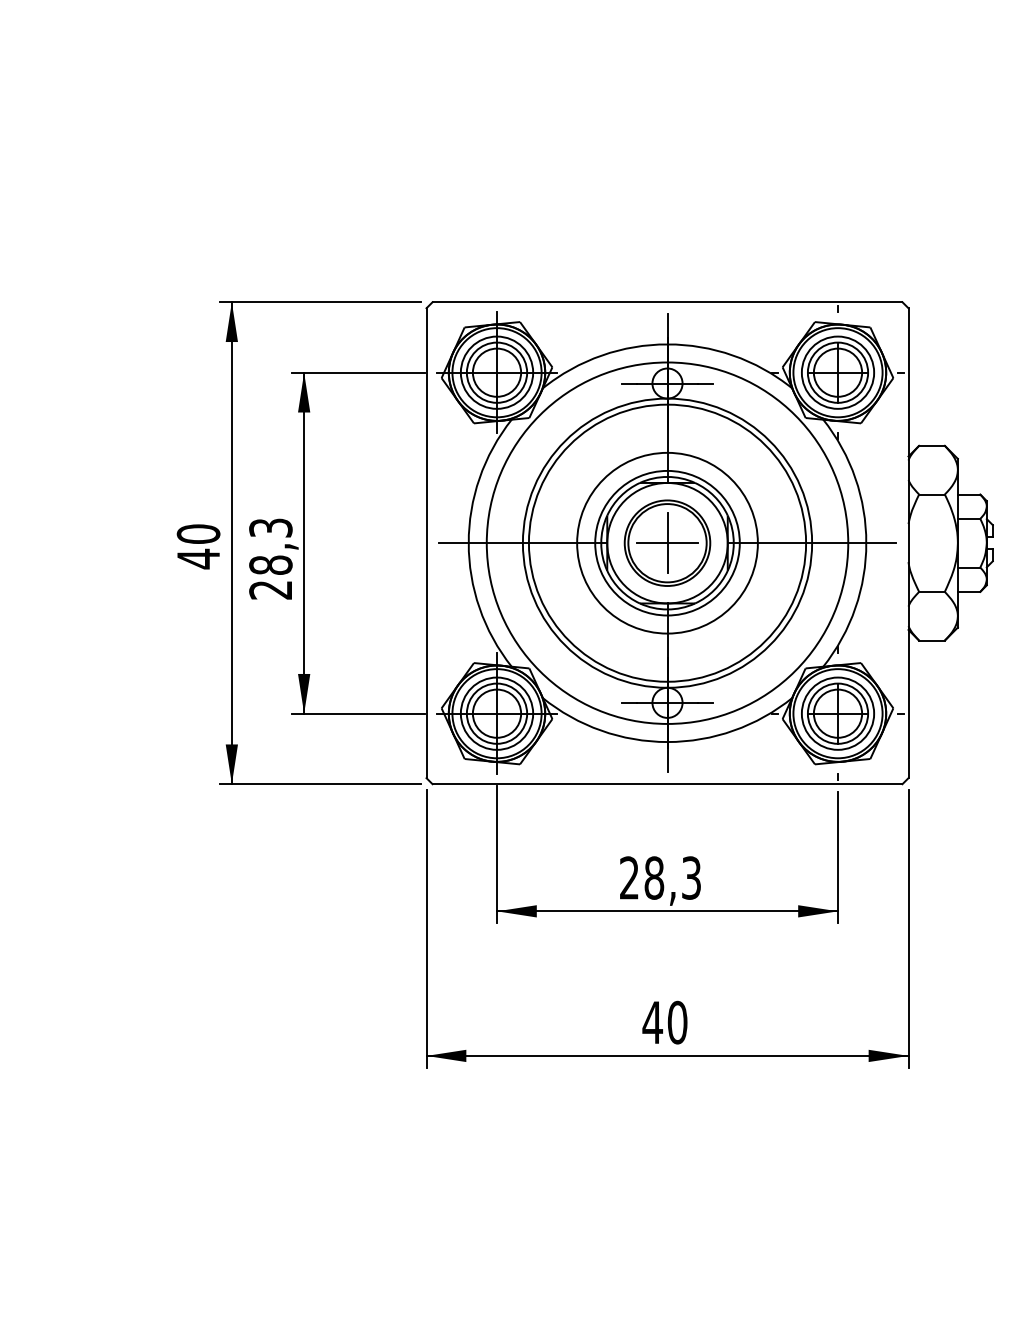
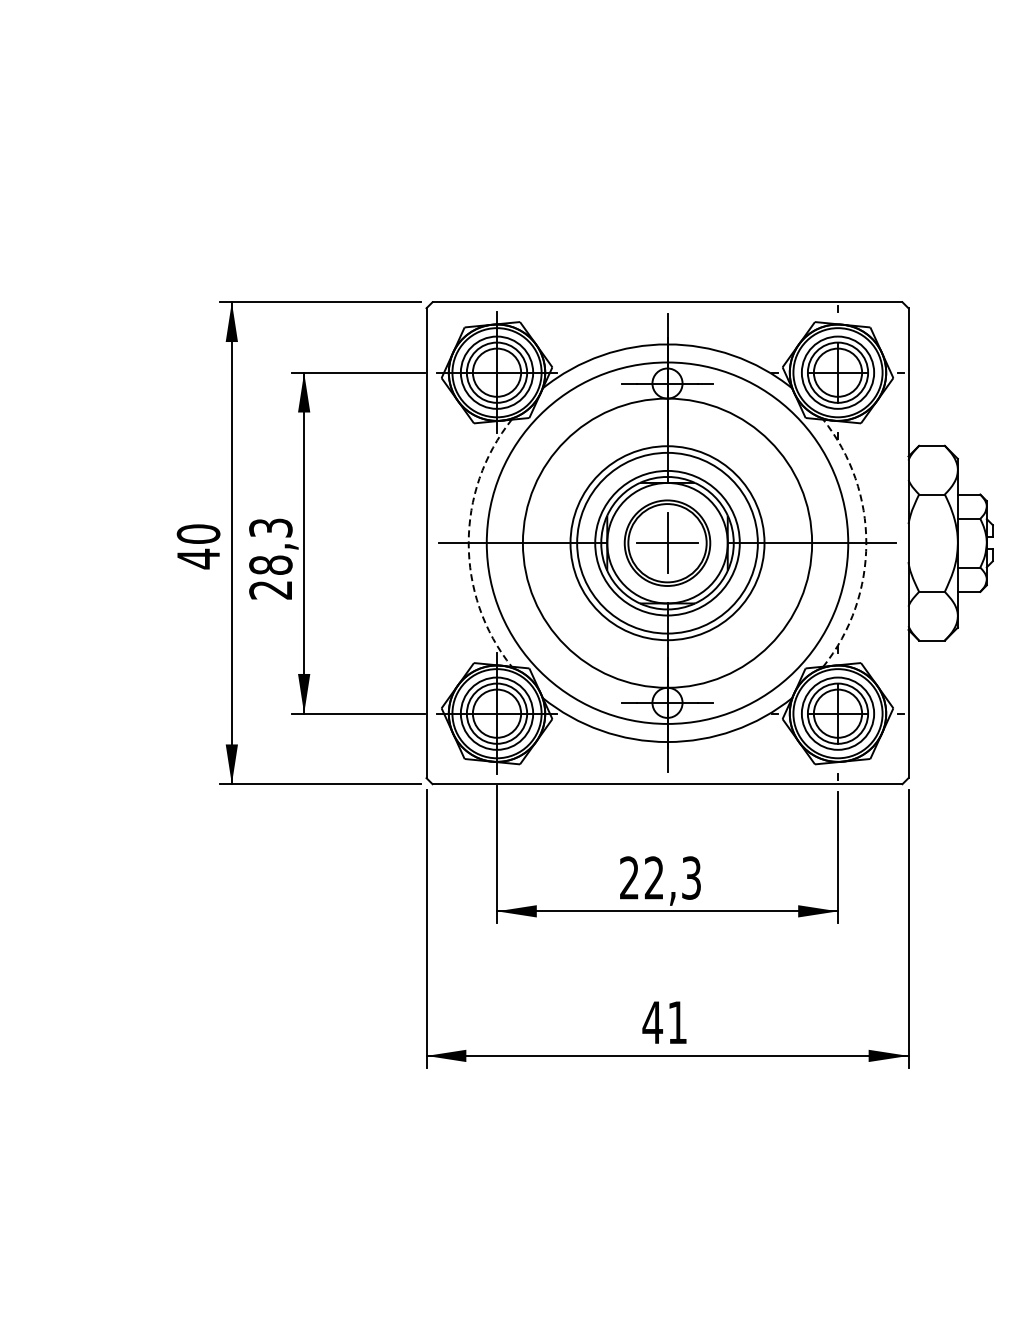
circle diameter: 277 px -> 194 px (667, 543)
arc: solid -> dashed (468, 543)
arc: solid -> dashed (866, 543)
text: 28,3 -> 22,3 (654, 877)
text: 40 -> 41 (677, 1022)
